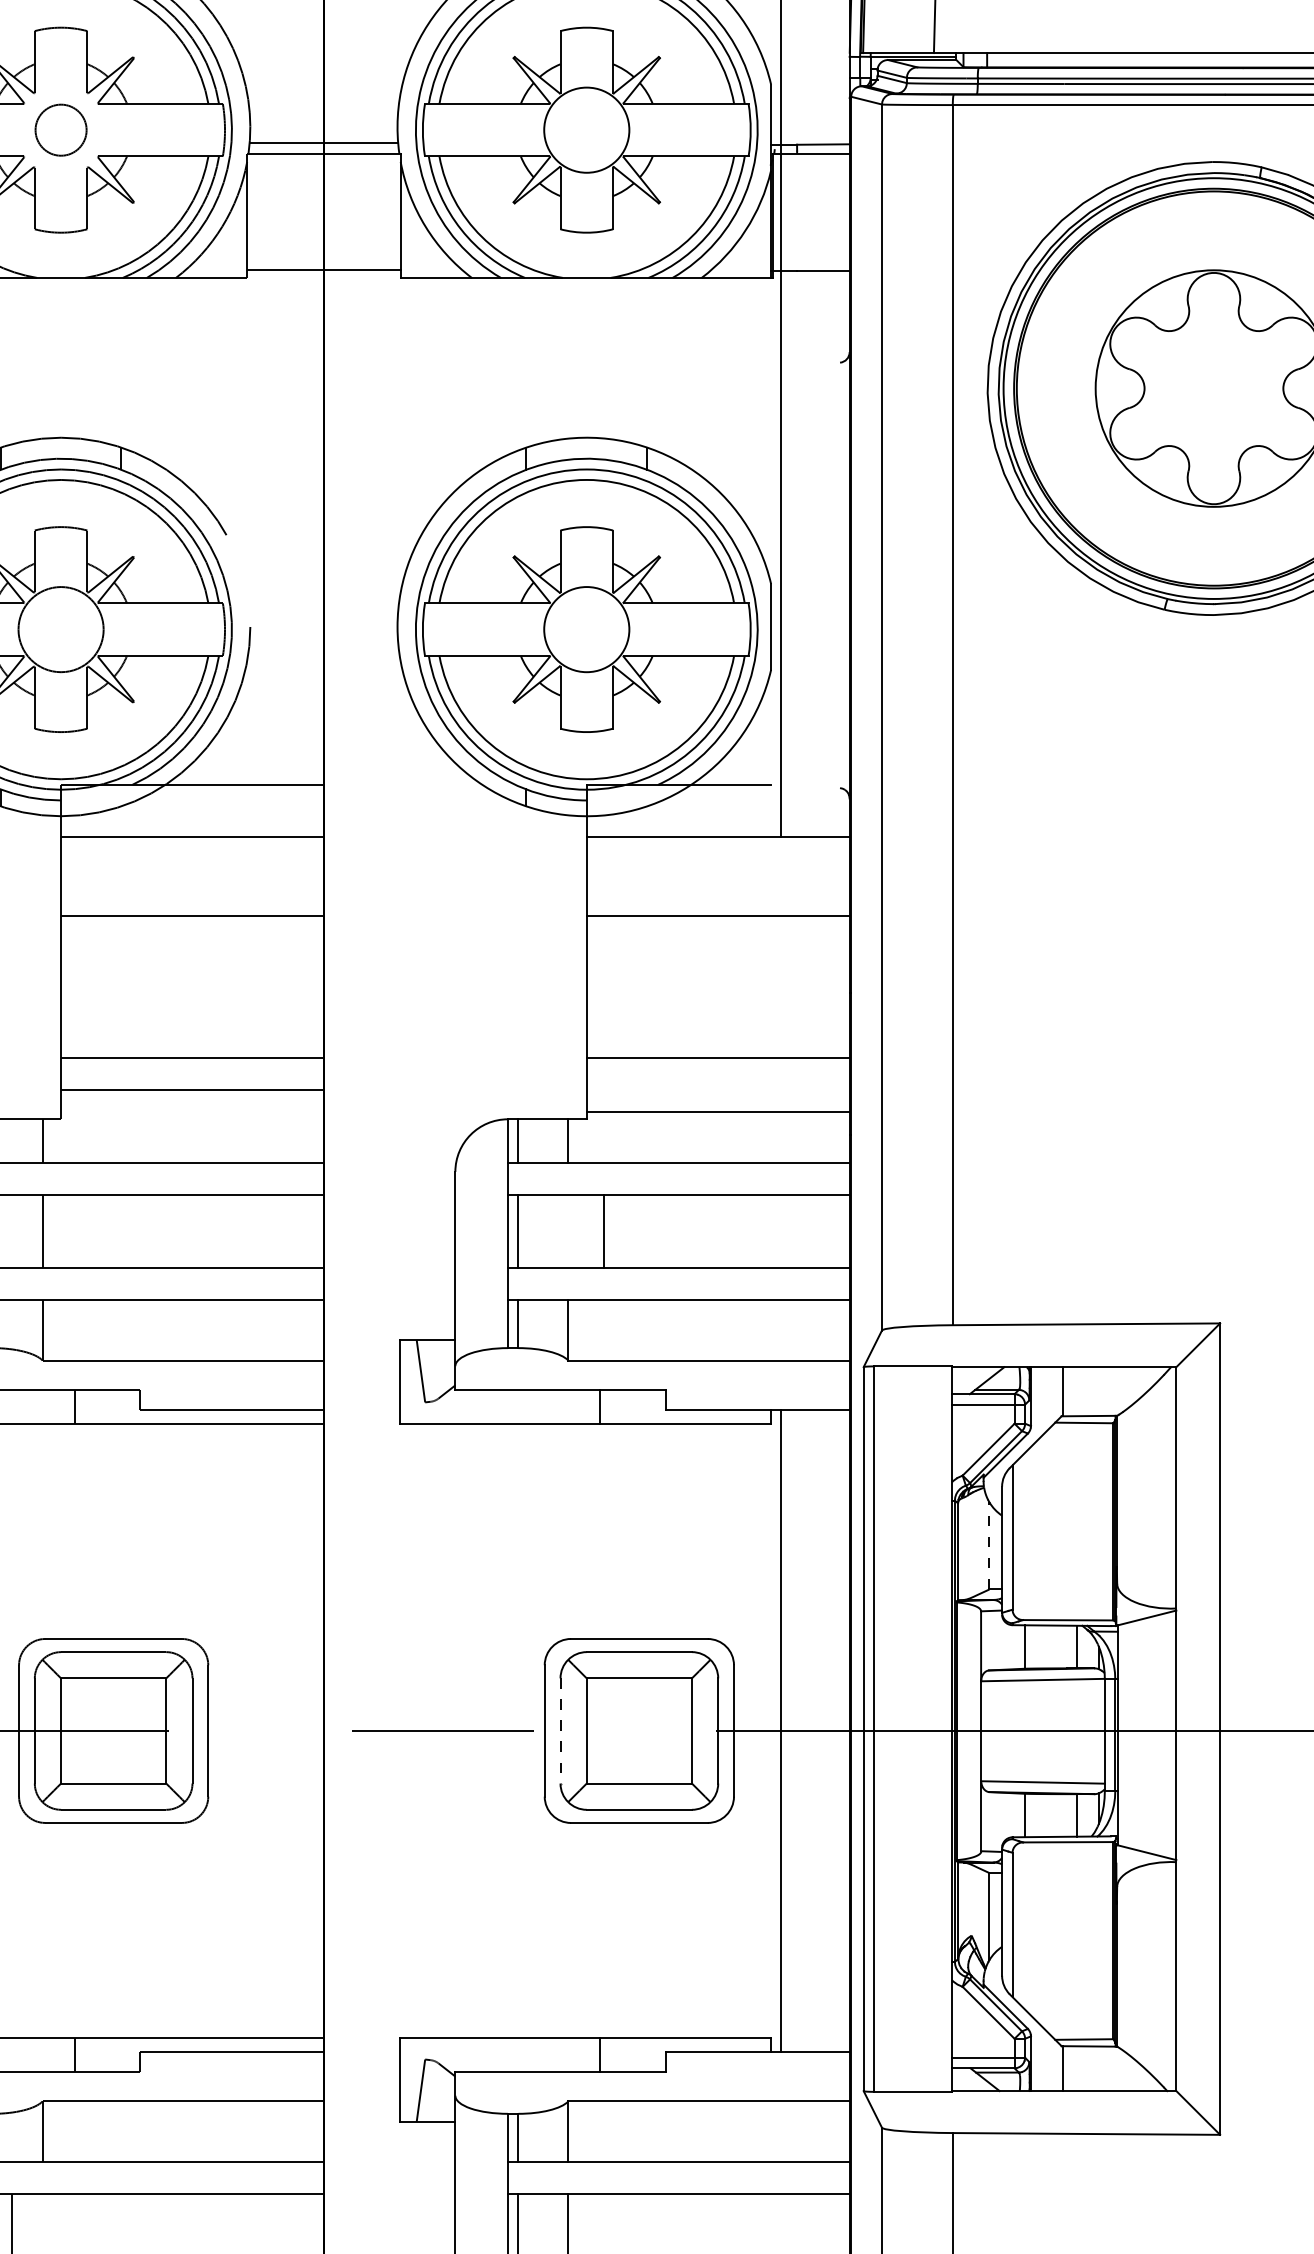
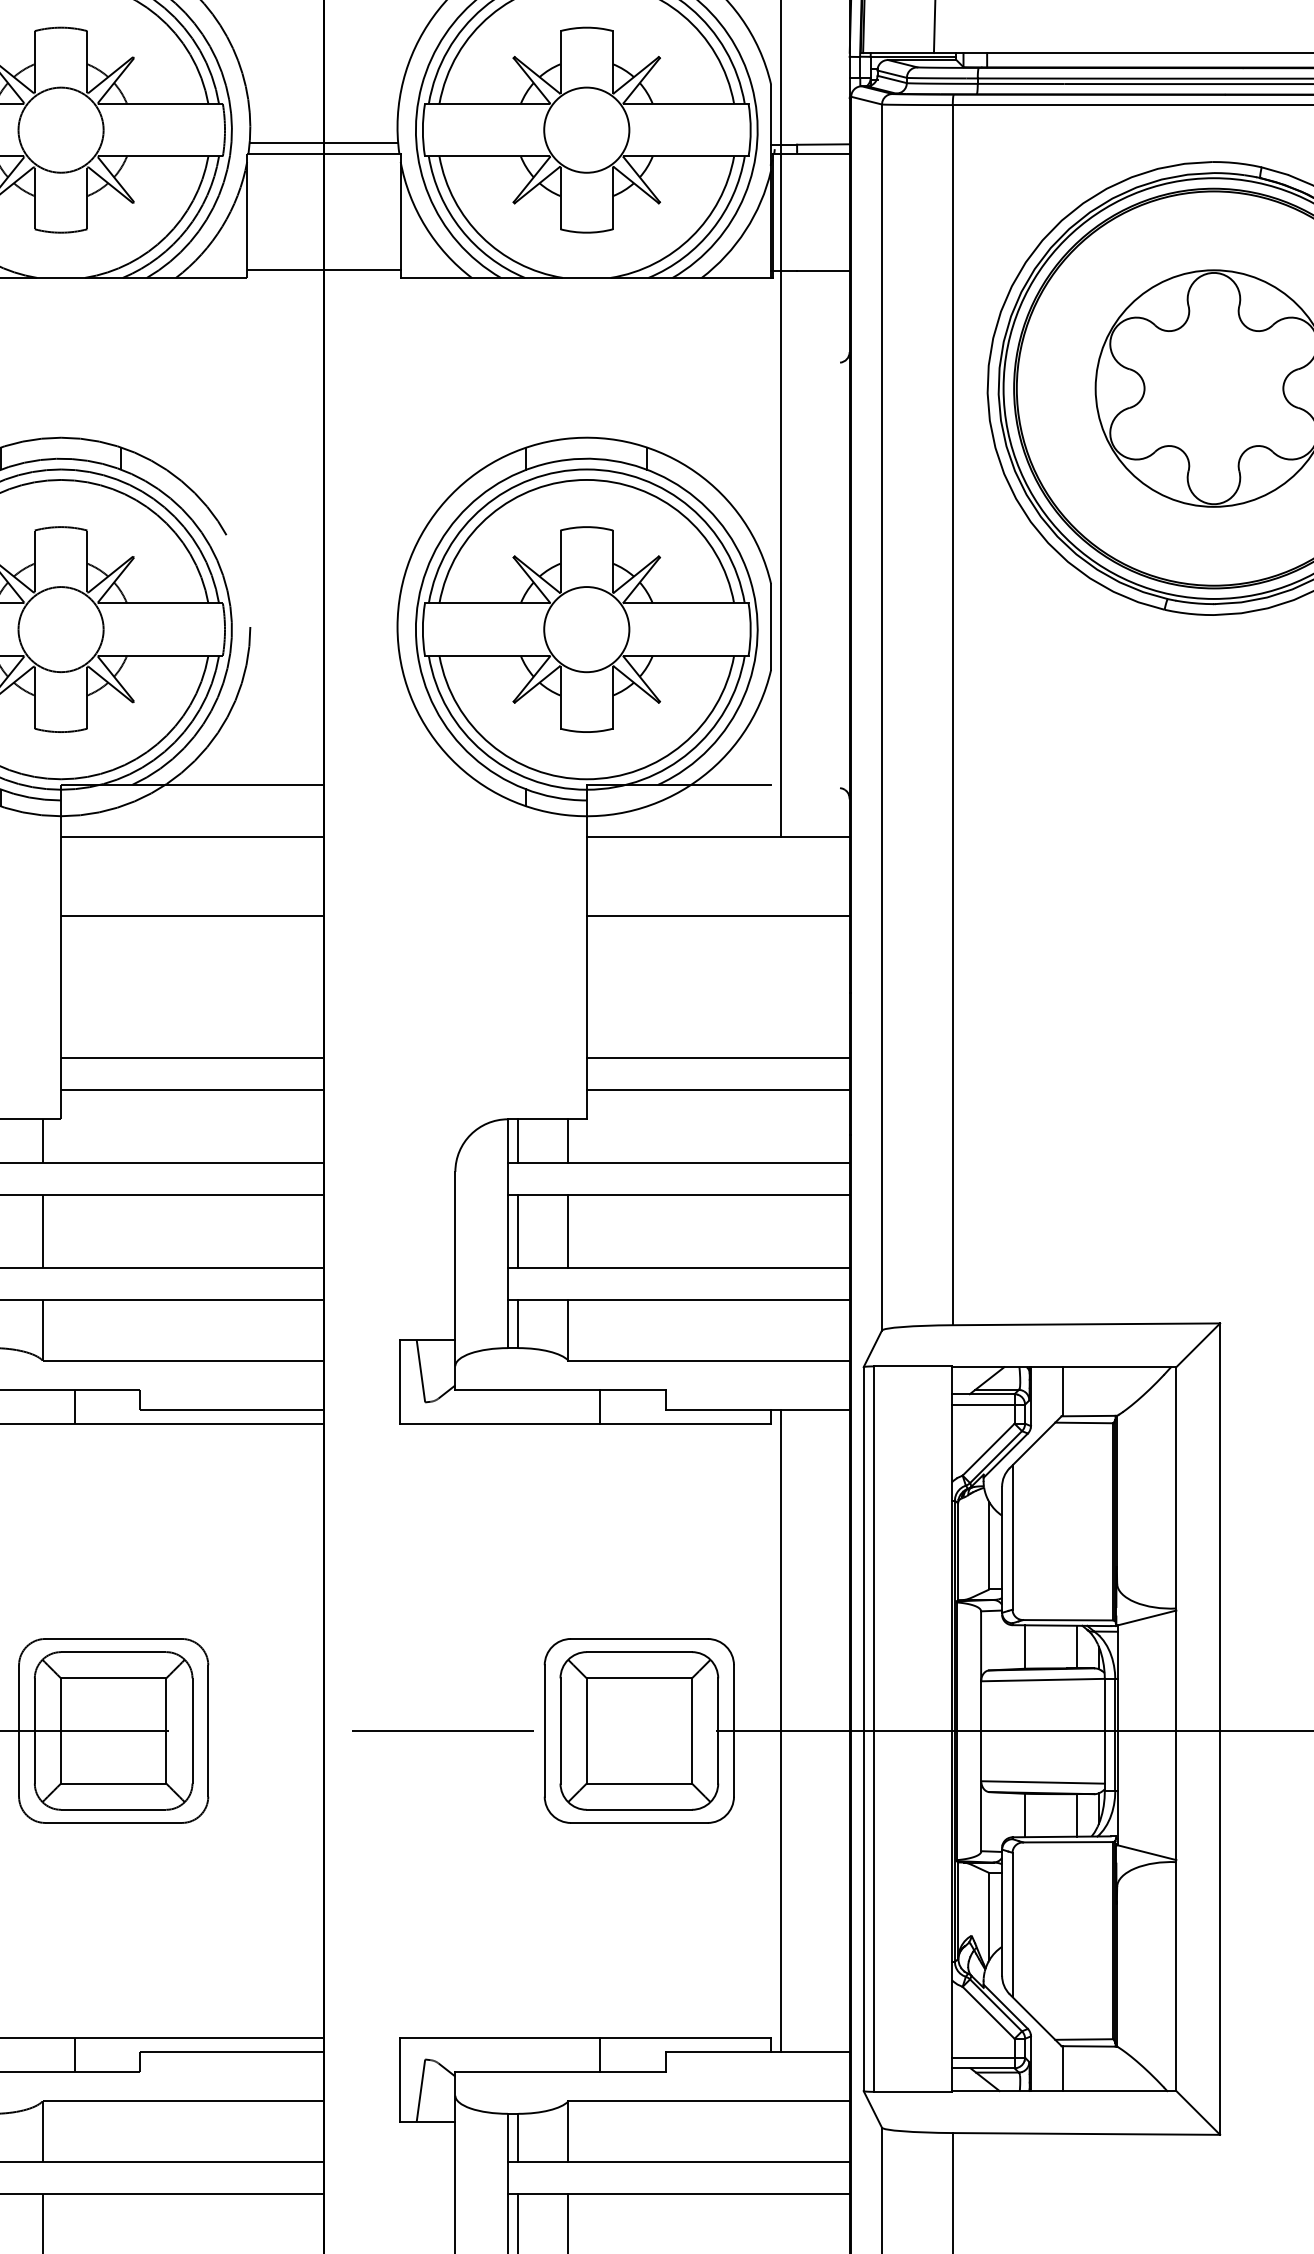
circle diameter: 51 px -> 85 px (60, 129)
line position: (717, 1111) -> (717, 1089) (717, 1089)
line position: (604, 1231) -> (568, 1231) (568, 1231)
line: dashed -> solid (989, 1545)
line: dashed -> solid (560, 1730)
line position: (11, 2221) -> (42, 2221) (42, 2221)
